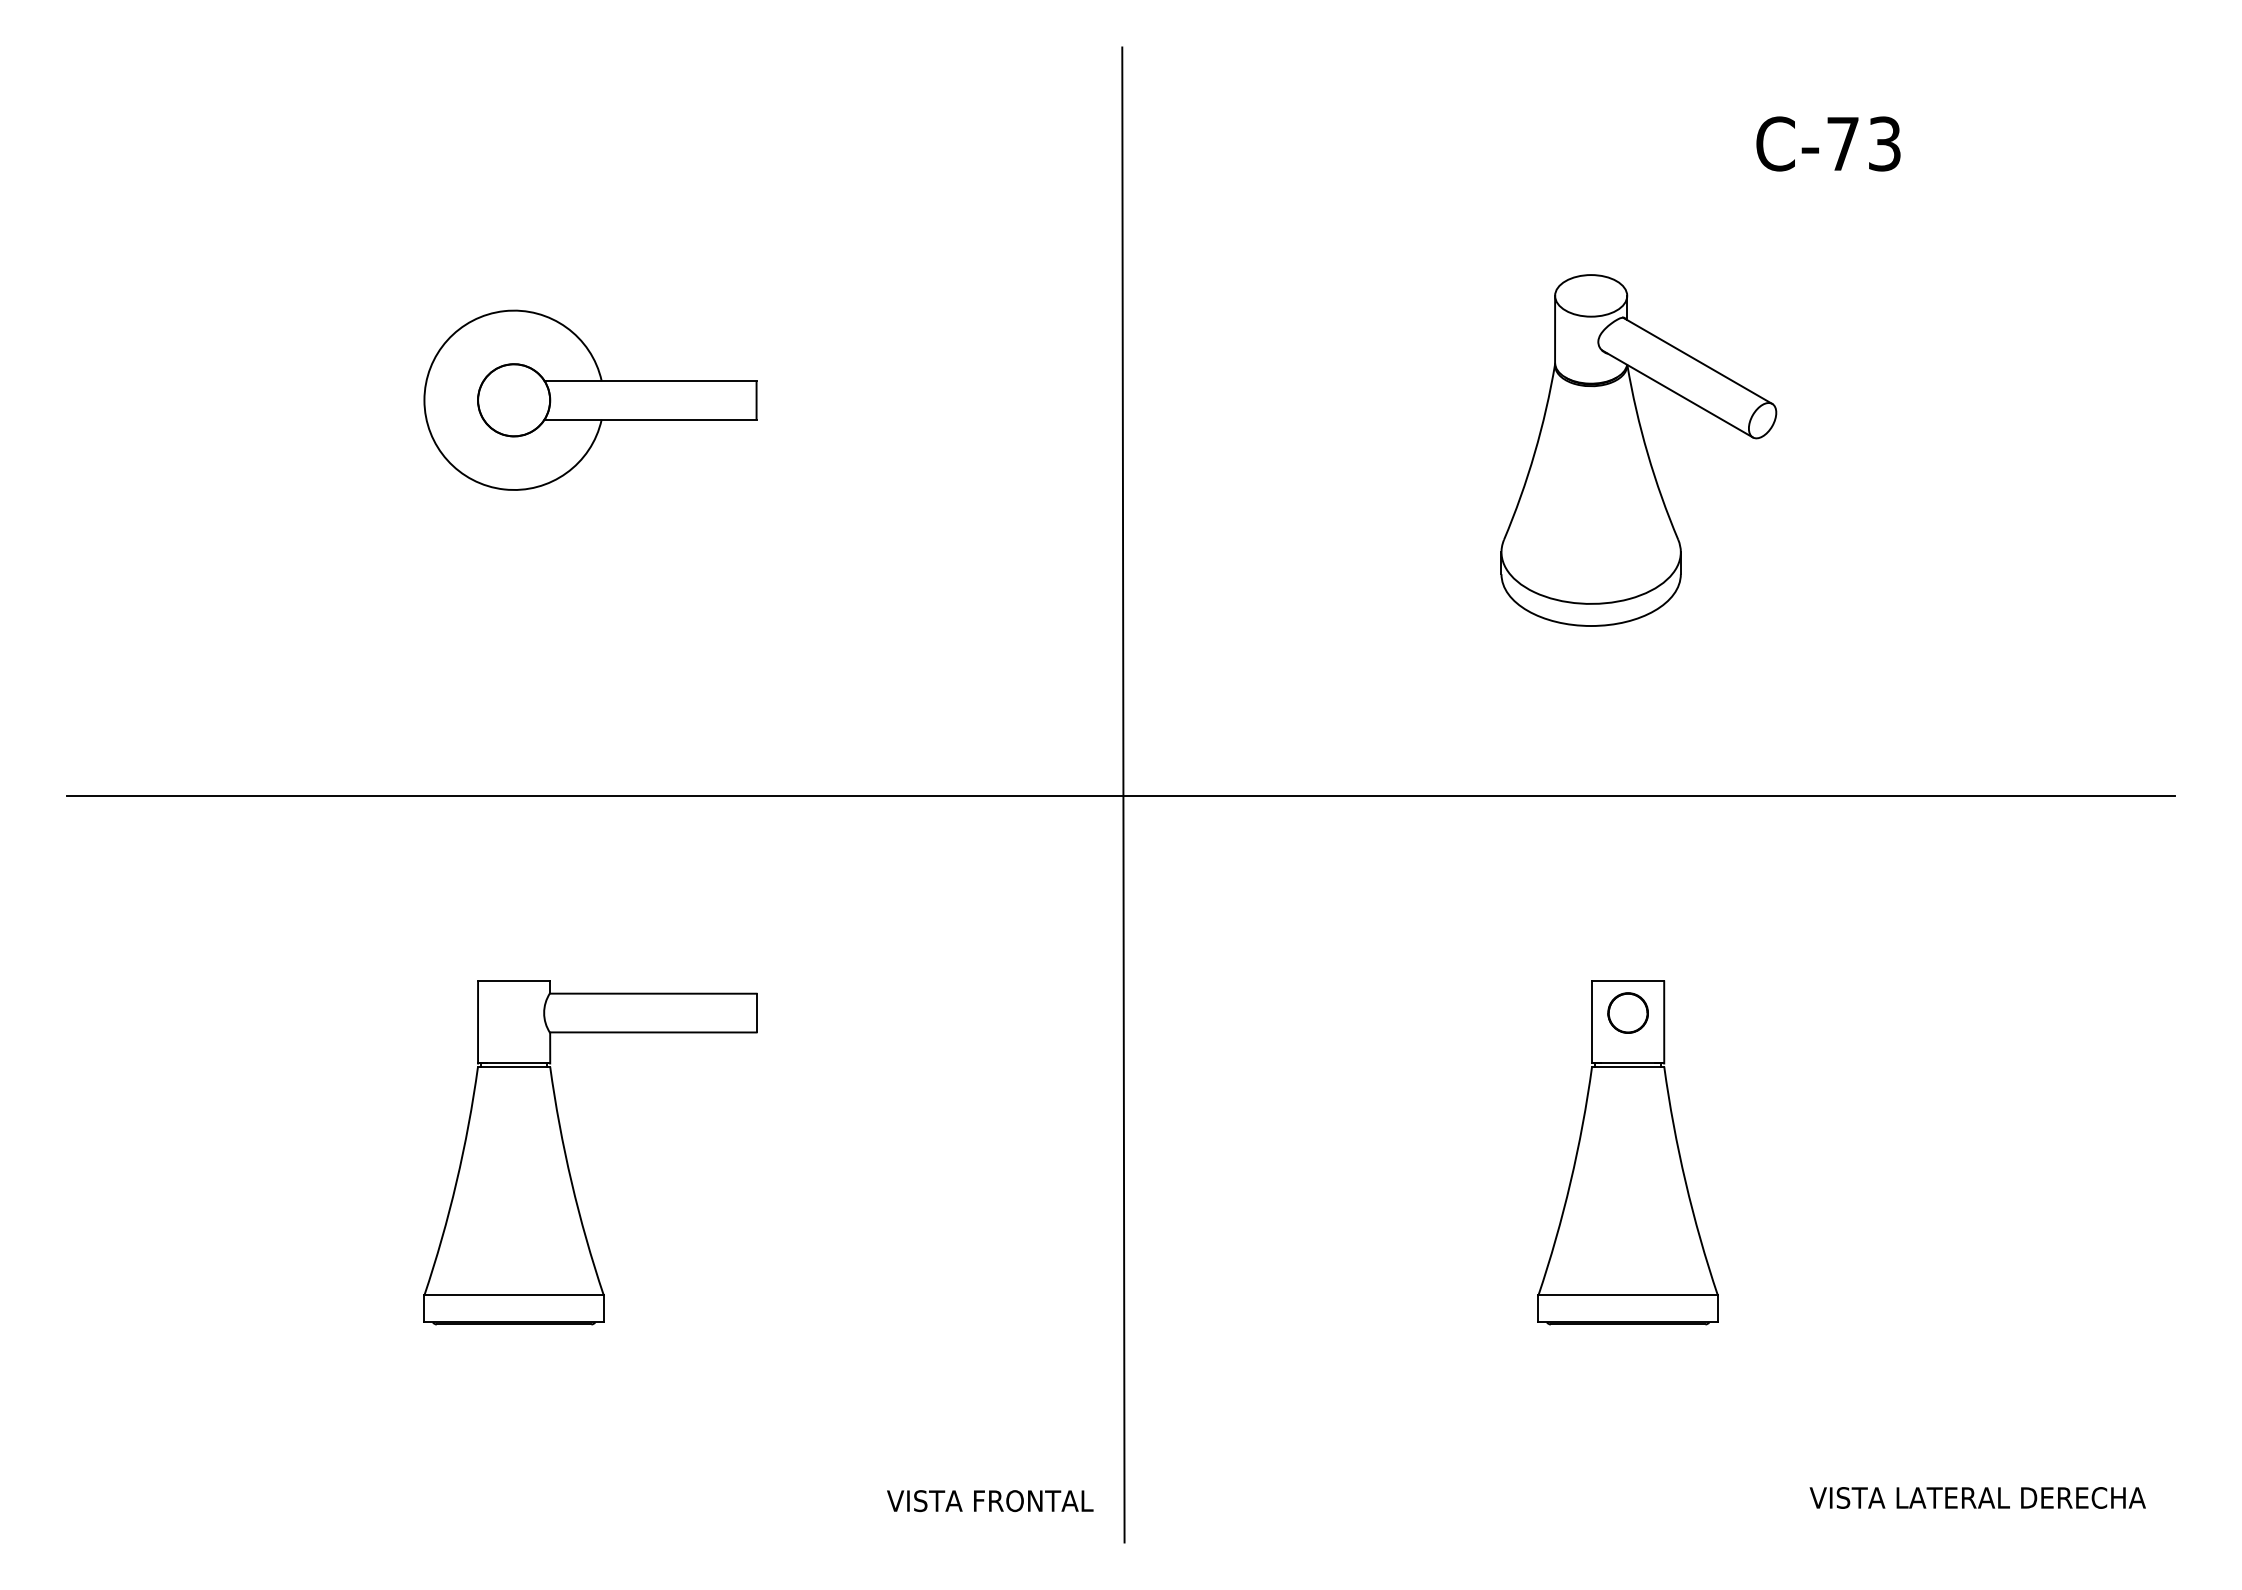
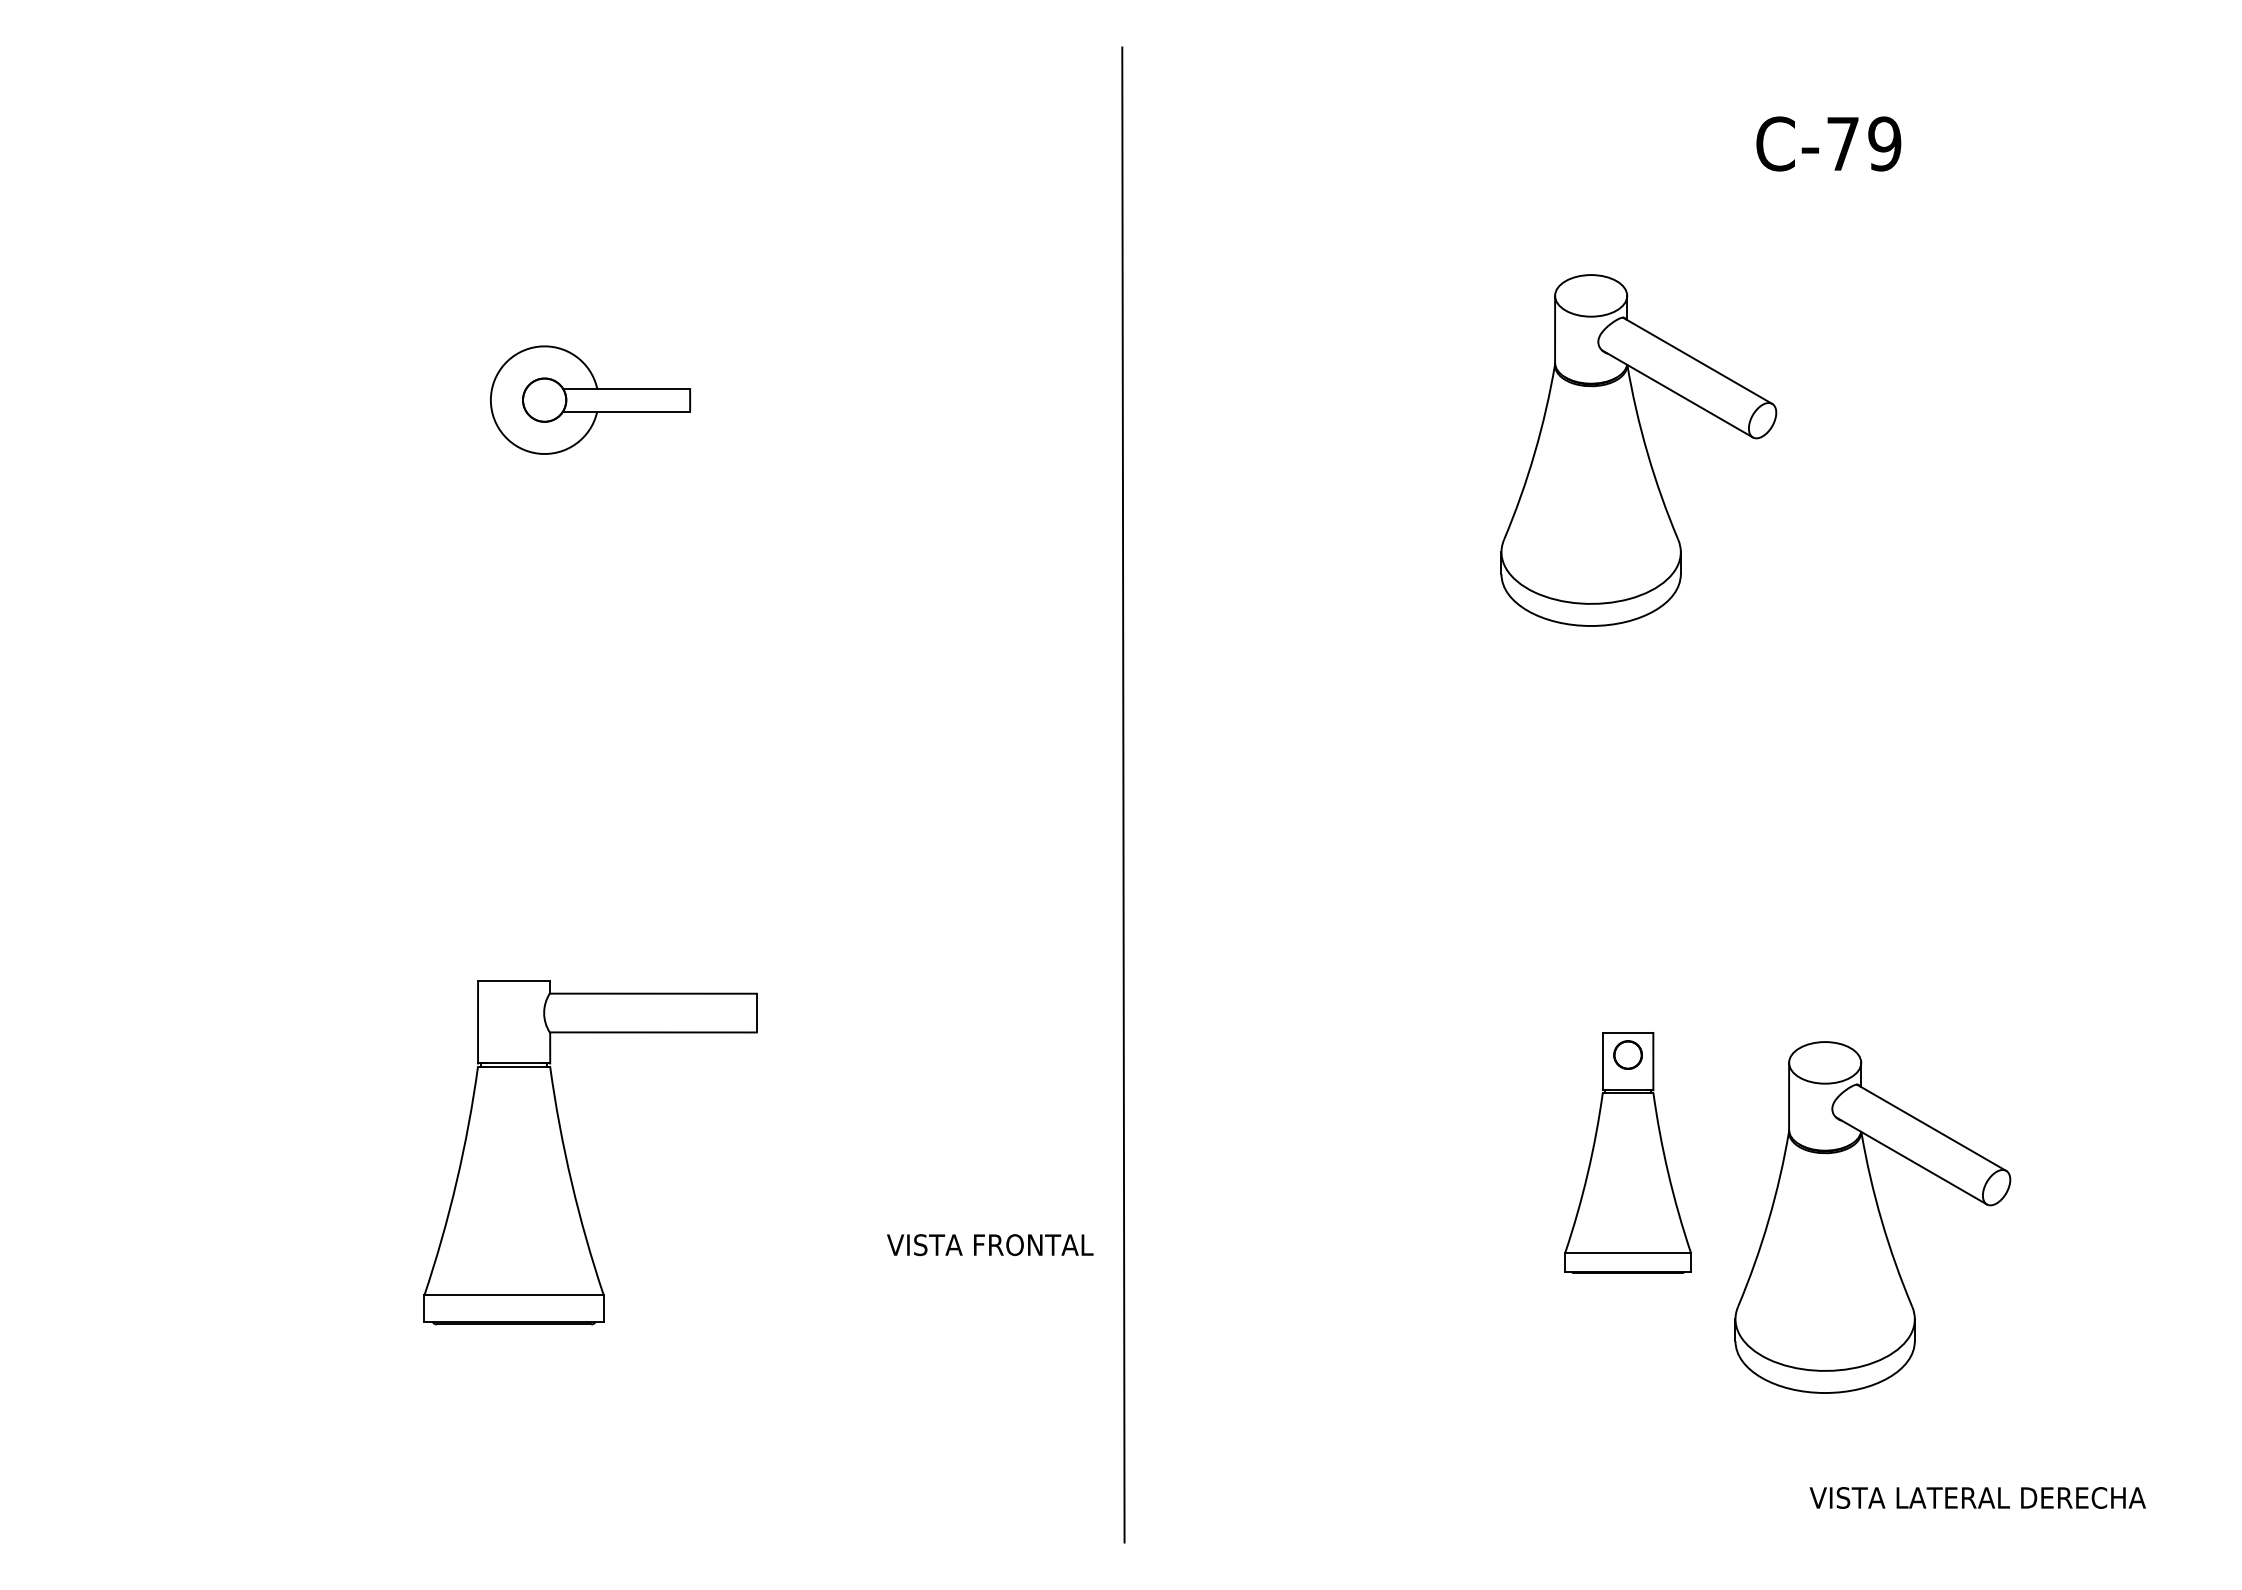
text: C-73 -> C-79 (1884, 143)
part size: 335x182 px -> 201x110 px (590, 399)
line: present -> none (1120, 796)
part size: 182x346 px -> 128x242 px (1627, 1152)
part: none -> present (1872, 1217)
text position: (990, 1501) -> (990, 1245) (990, 1245)
